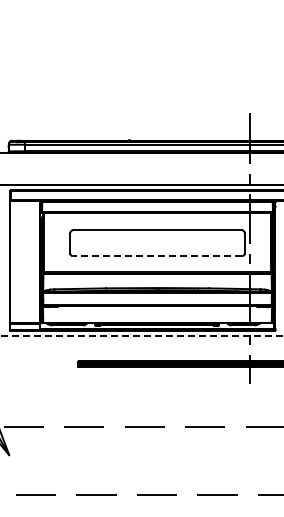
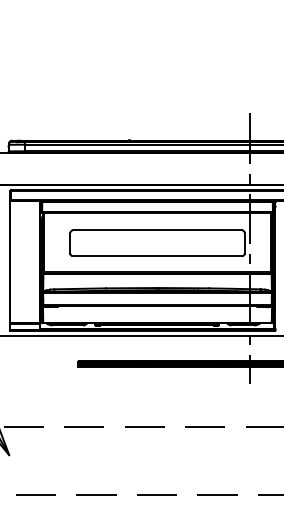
line: dashed -> solid (157, 256)
line: dashed -> solid (141, 335)
